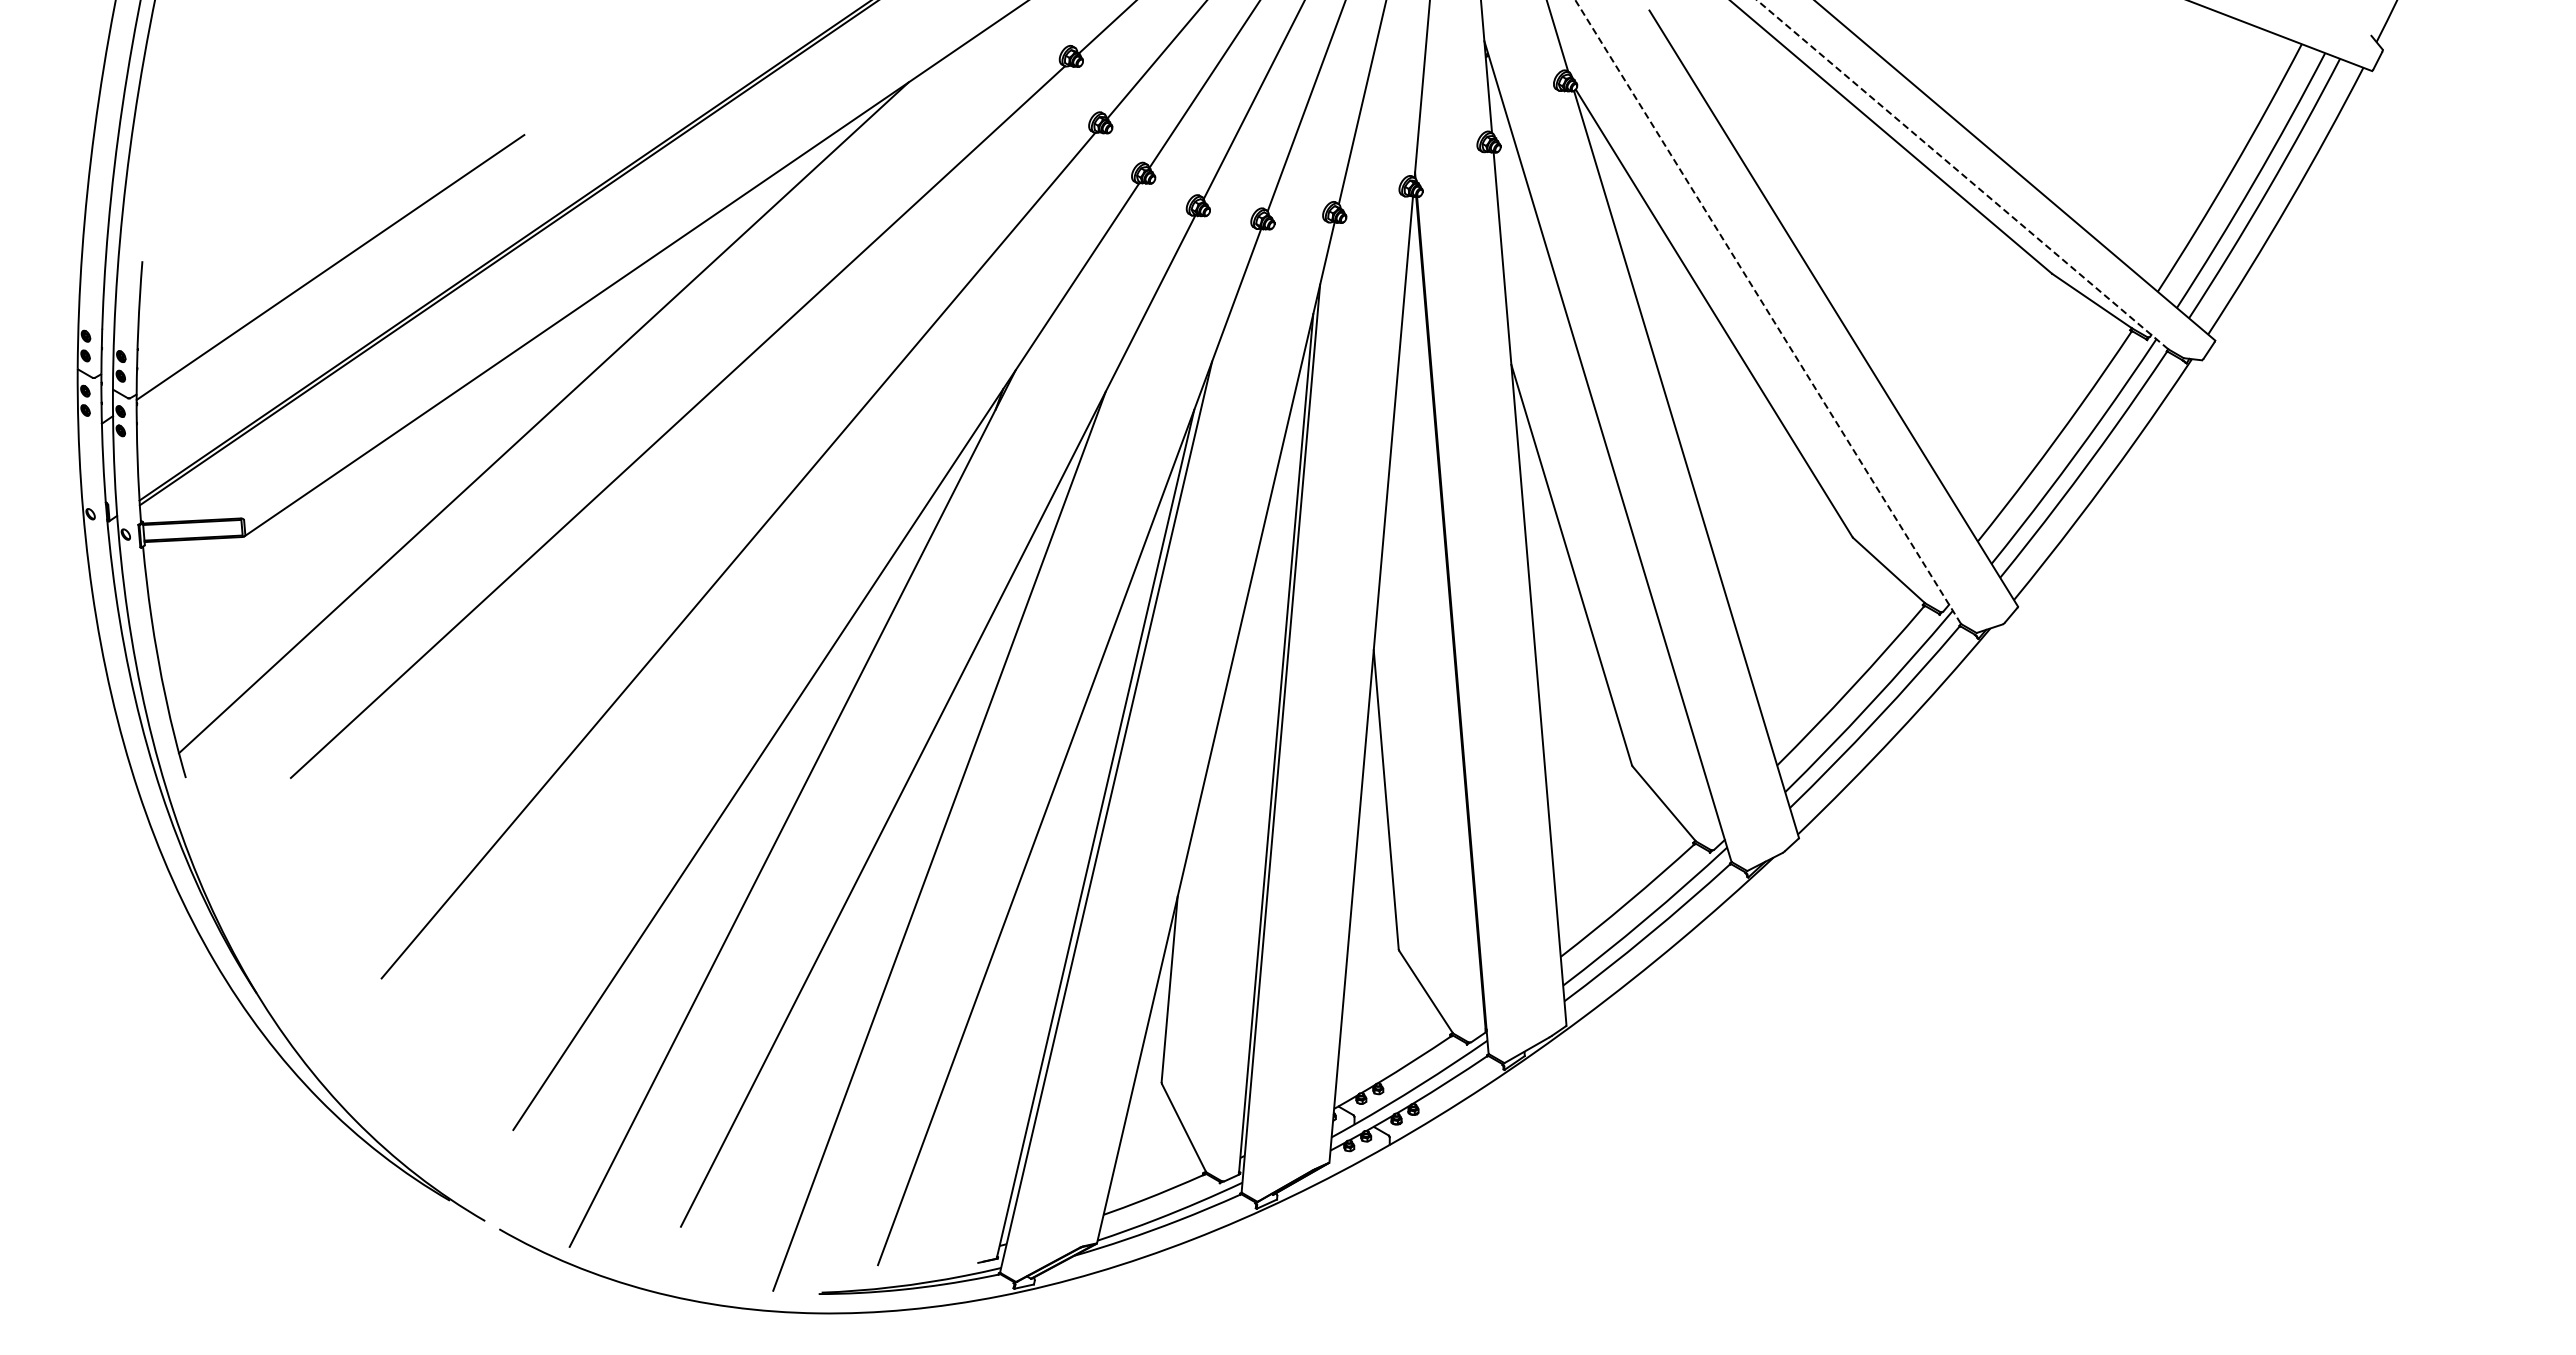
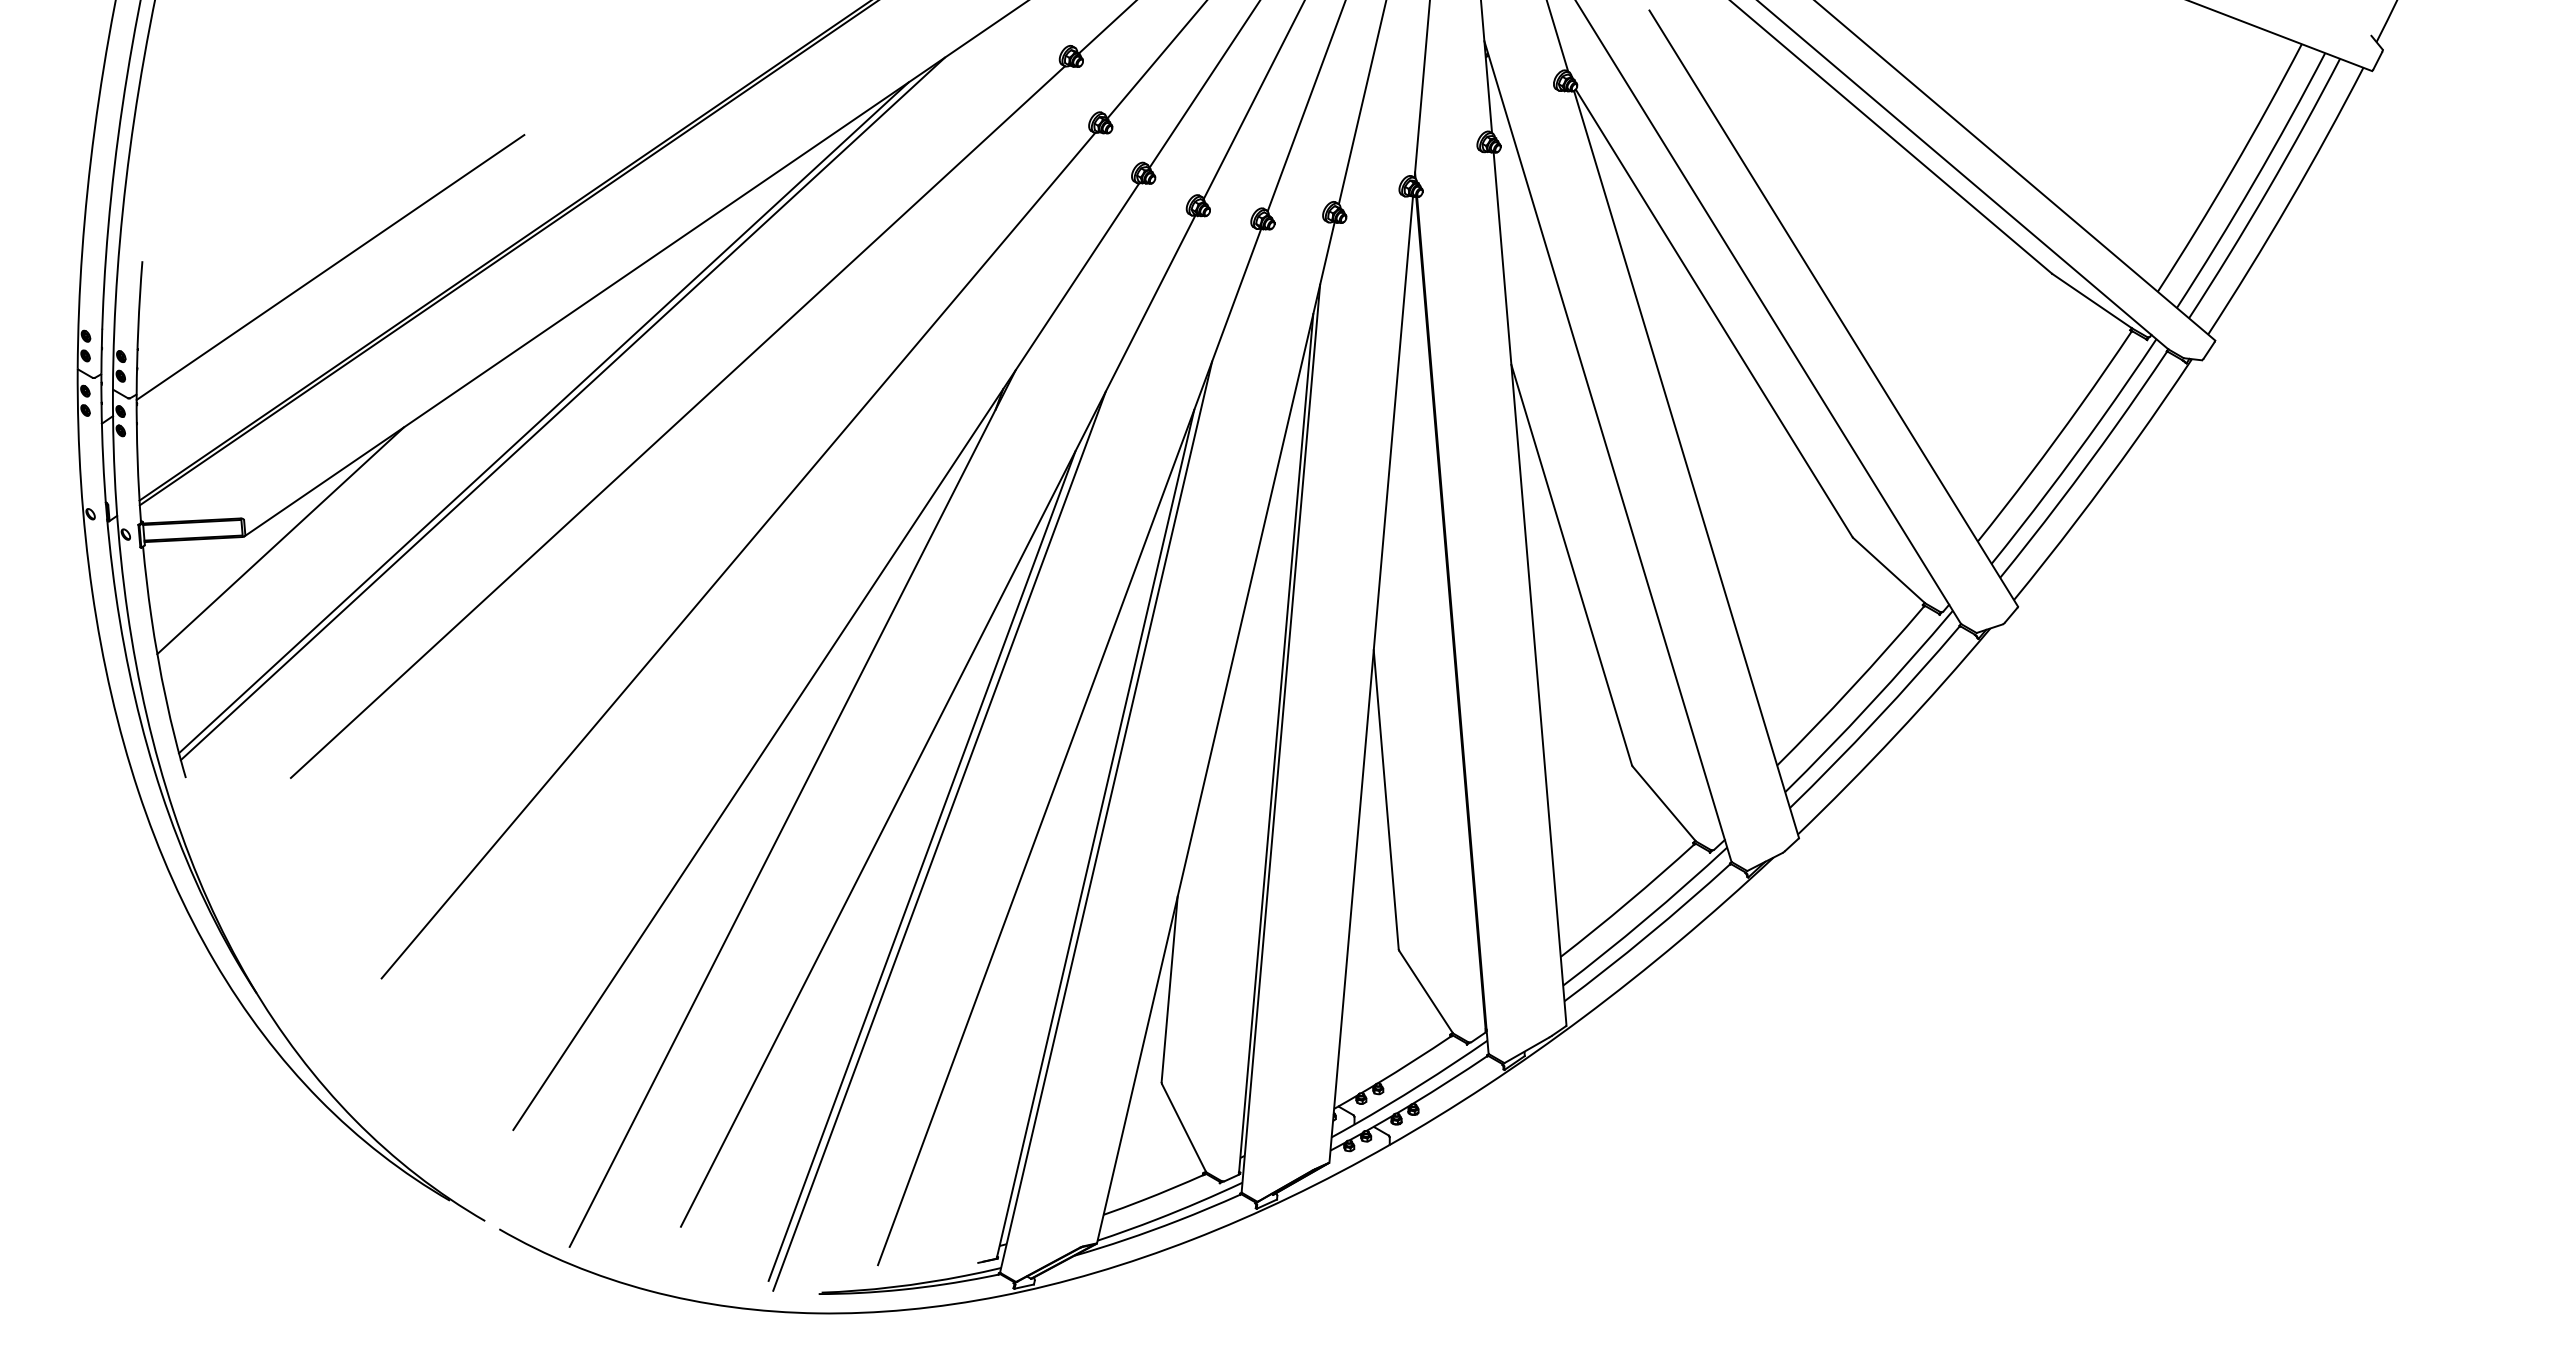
line: dashed -> solid (1962, 174)
line: dashed -> solid (1768, 311)
line: none -> present (562, 408)
line: none -> present (280, 540)
line: none -> present (921, 865)
